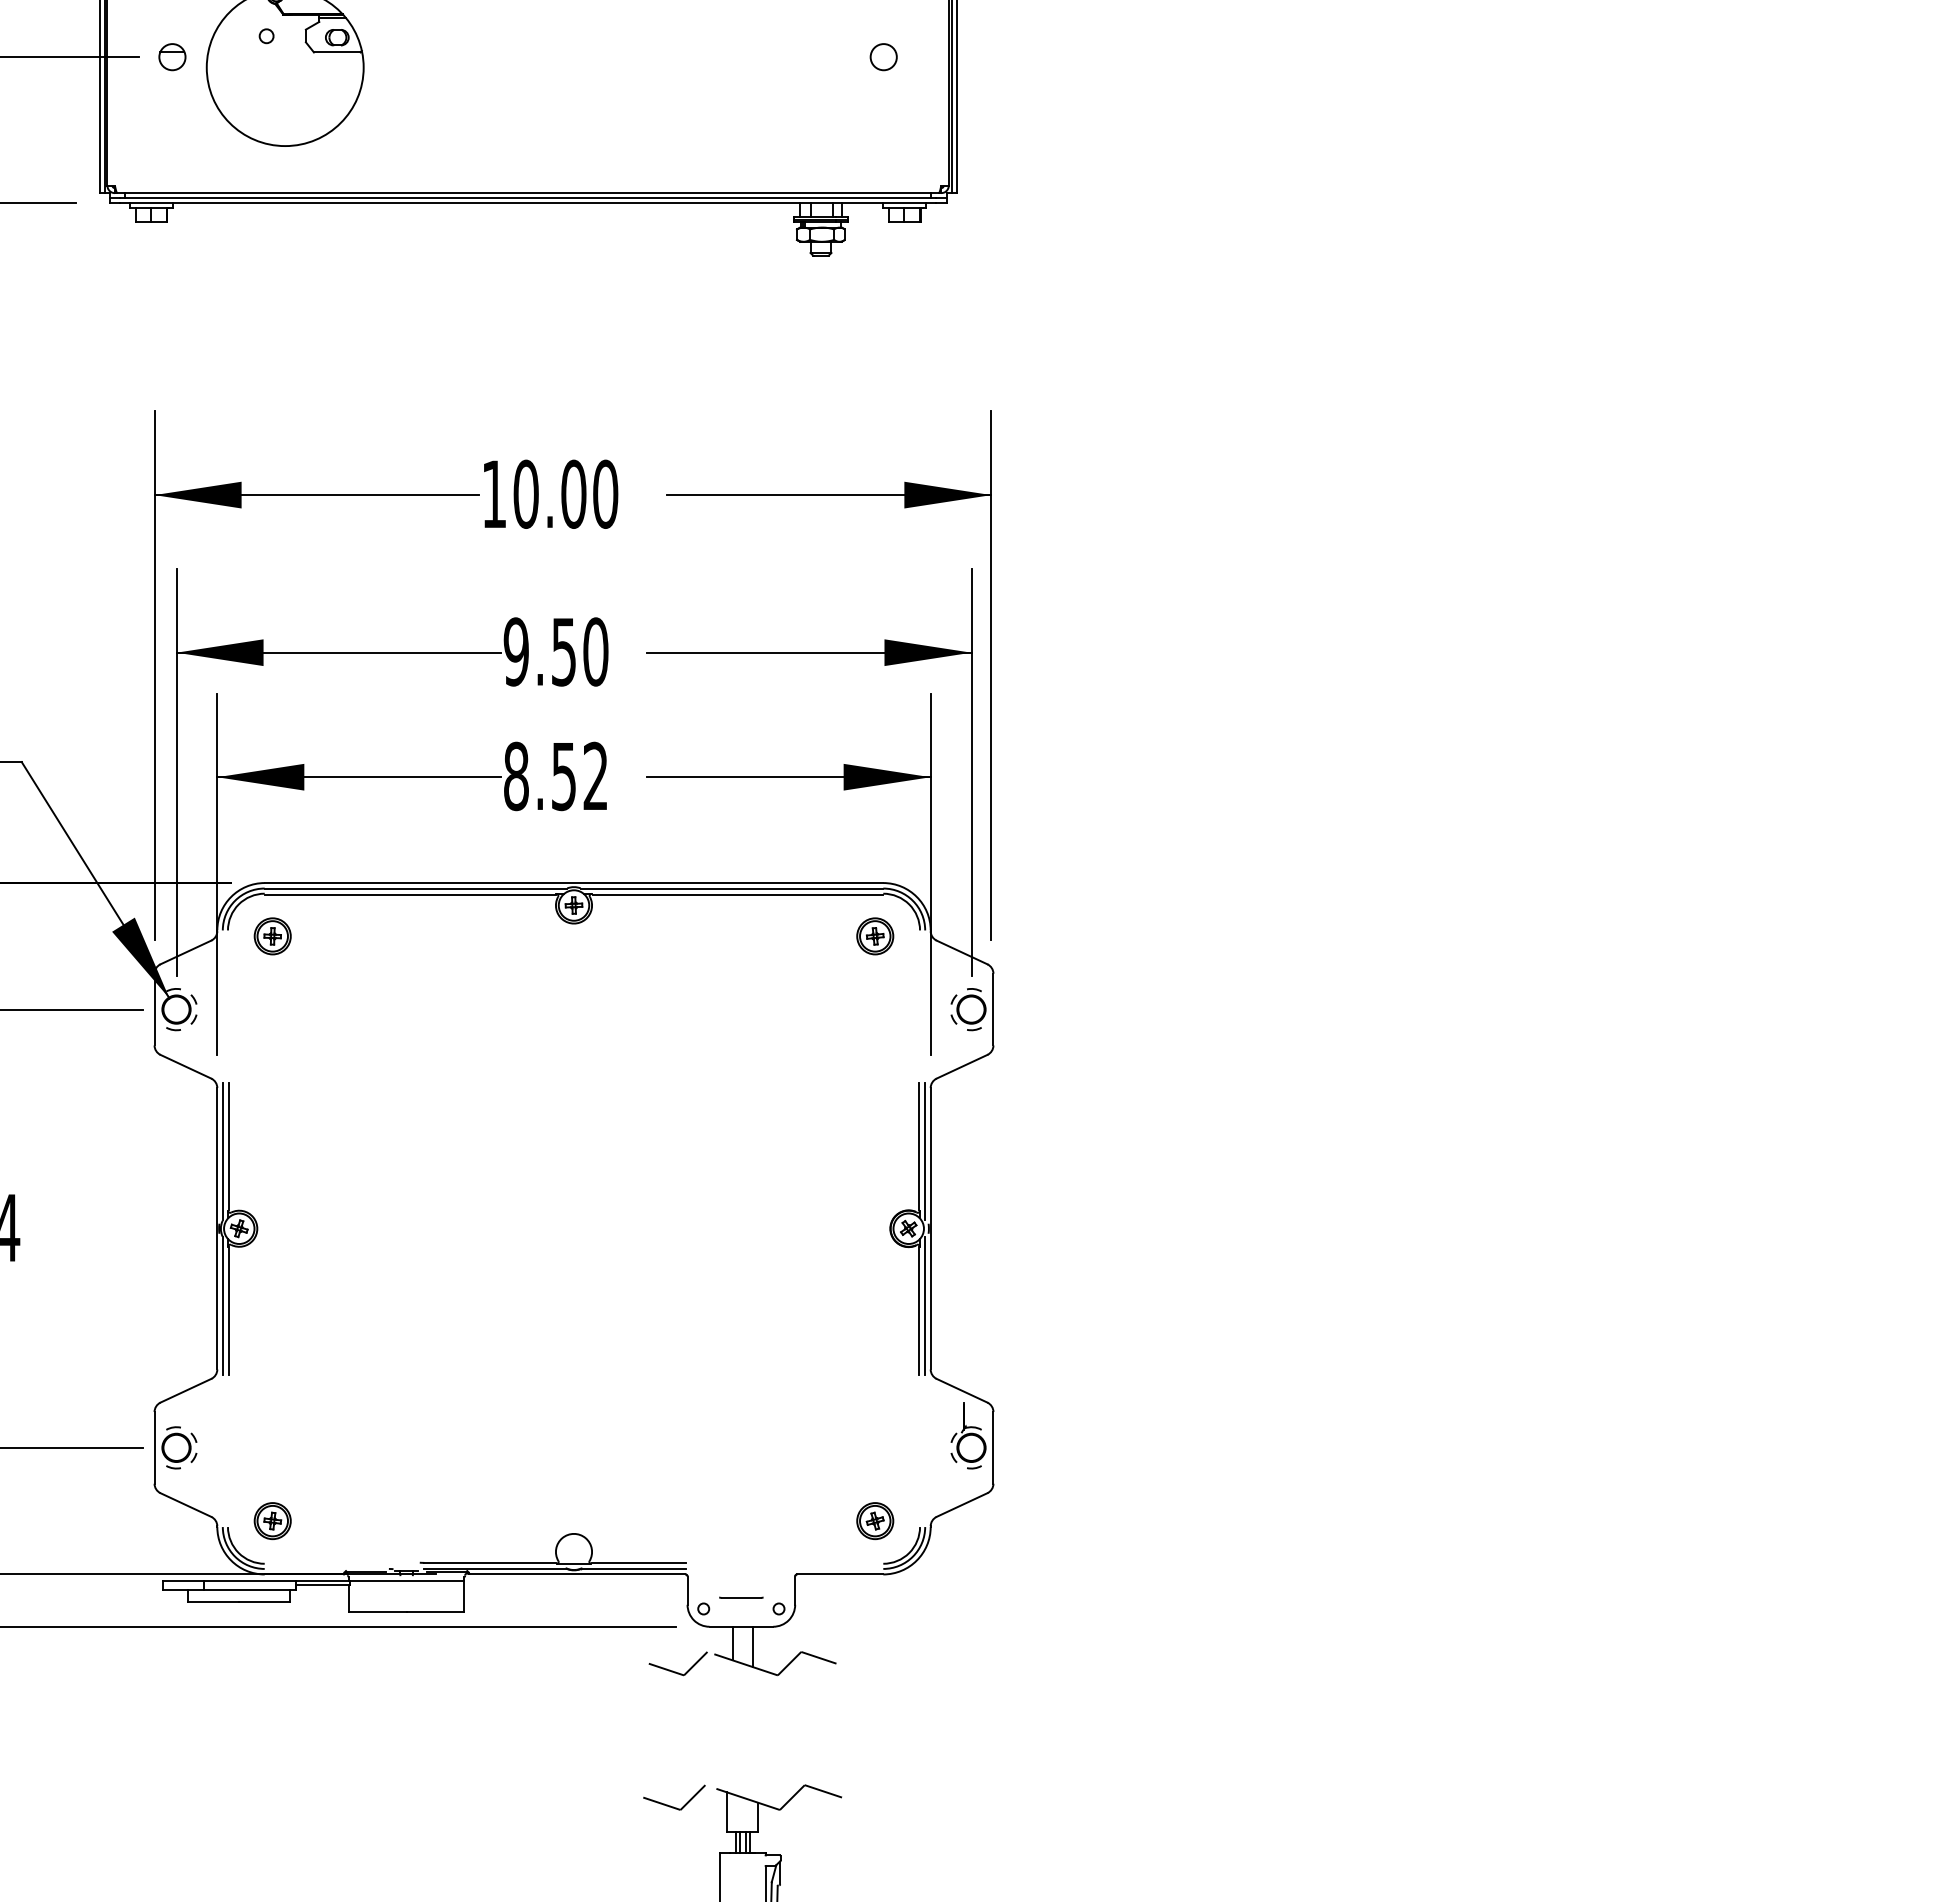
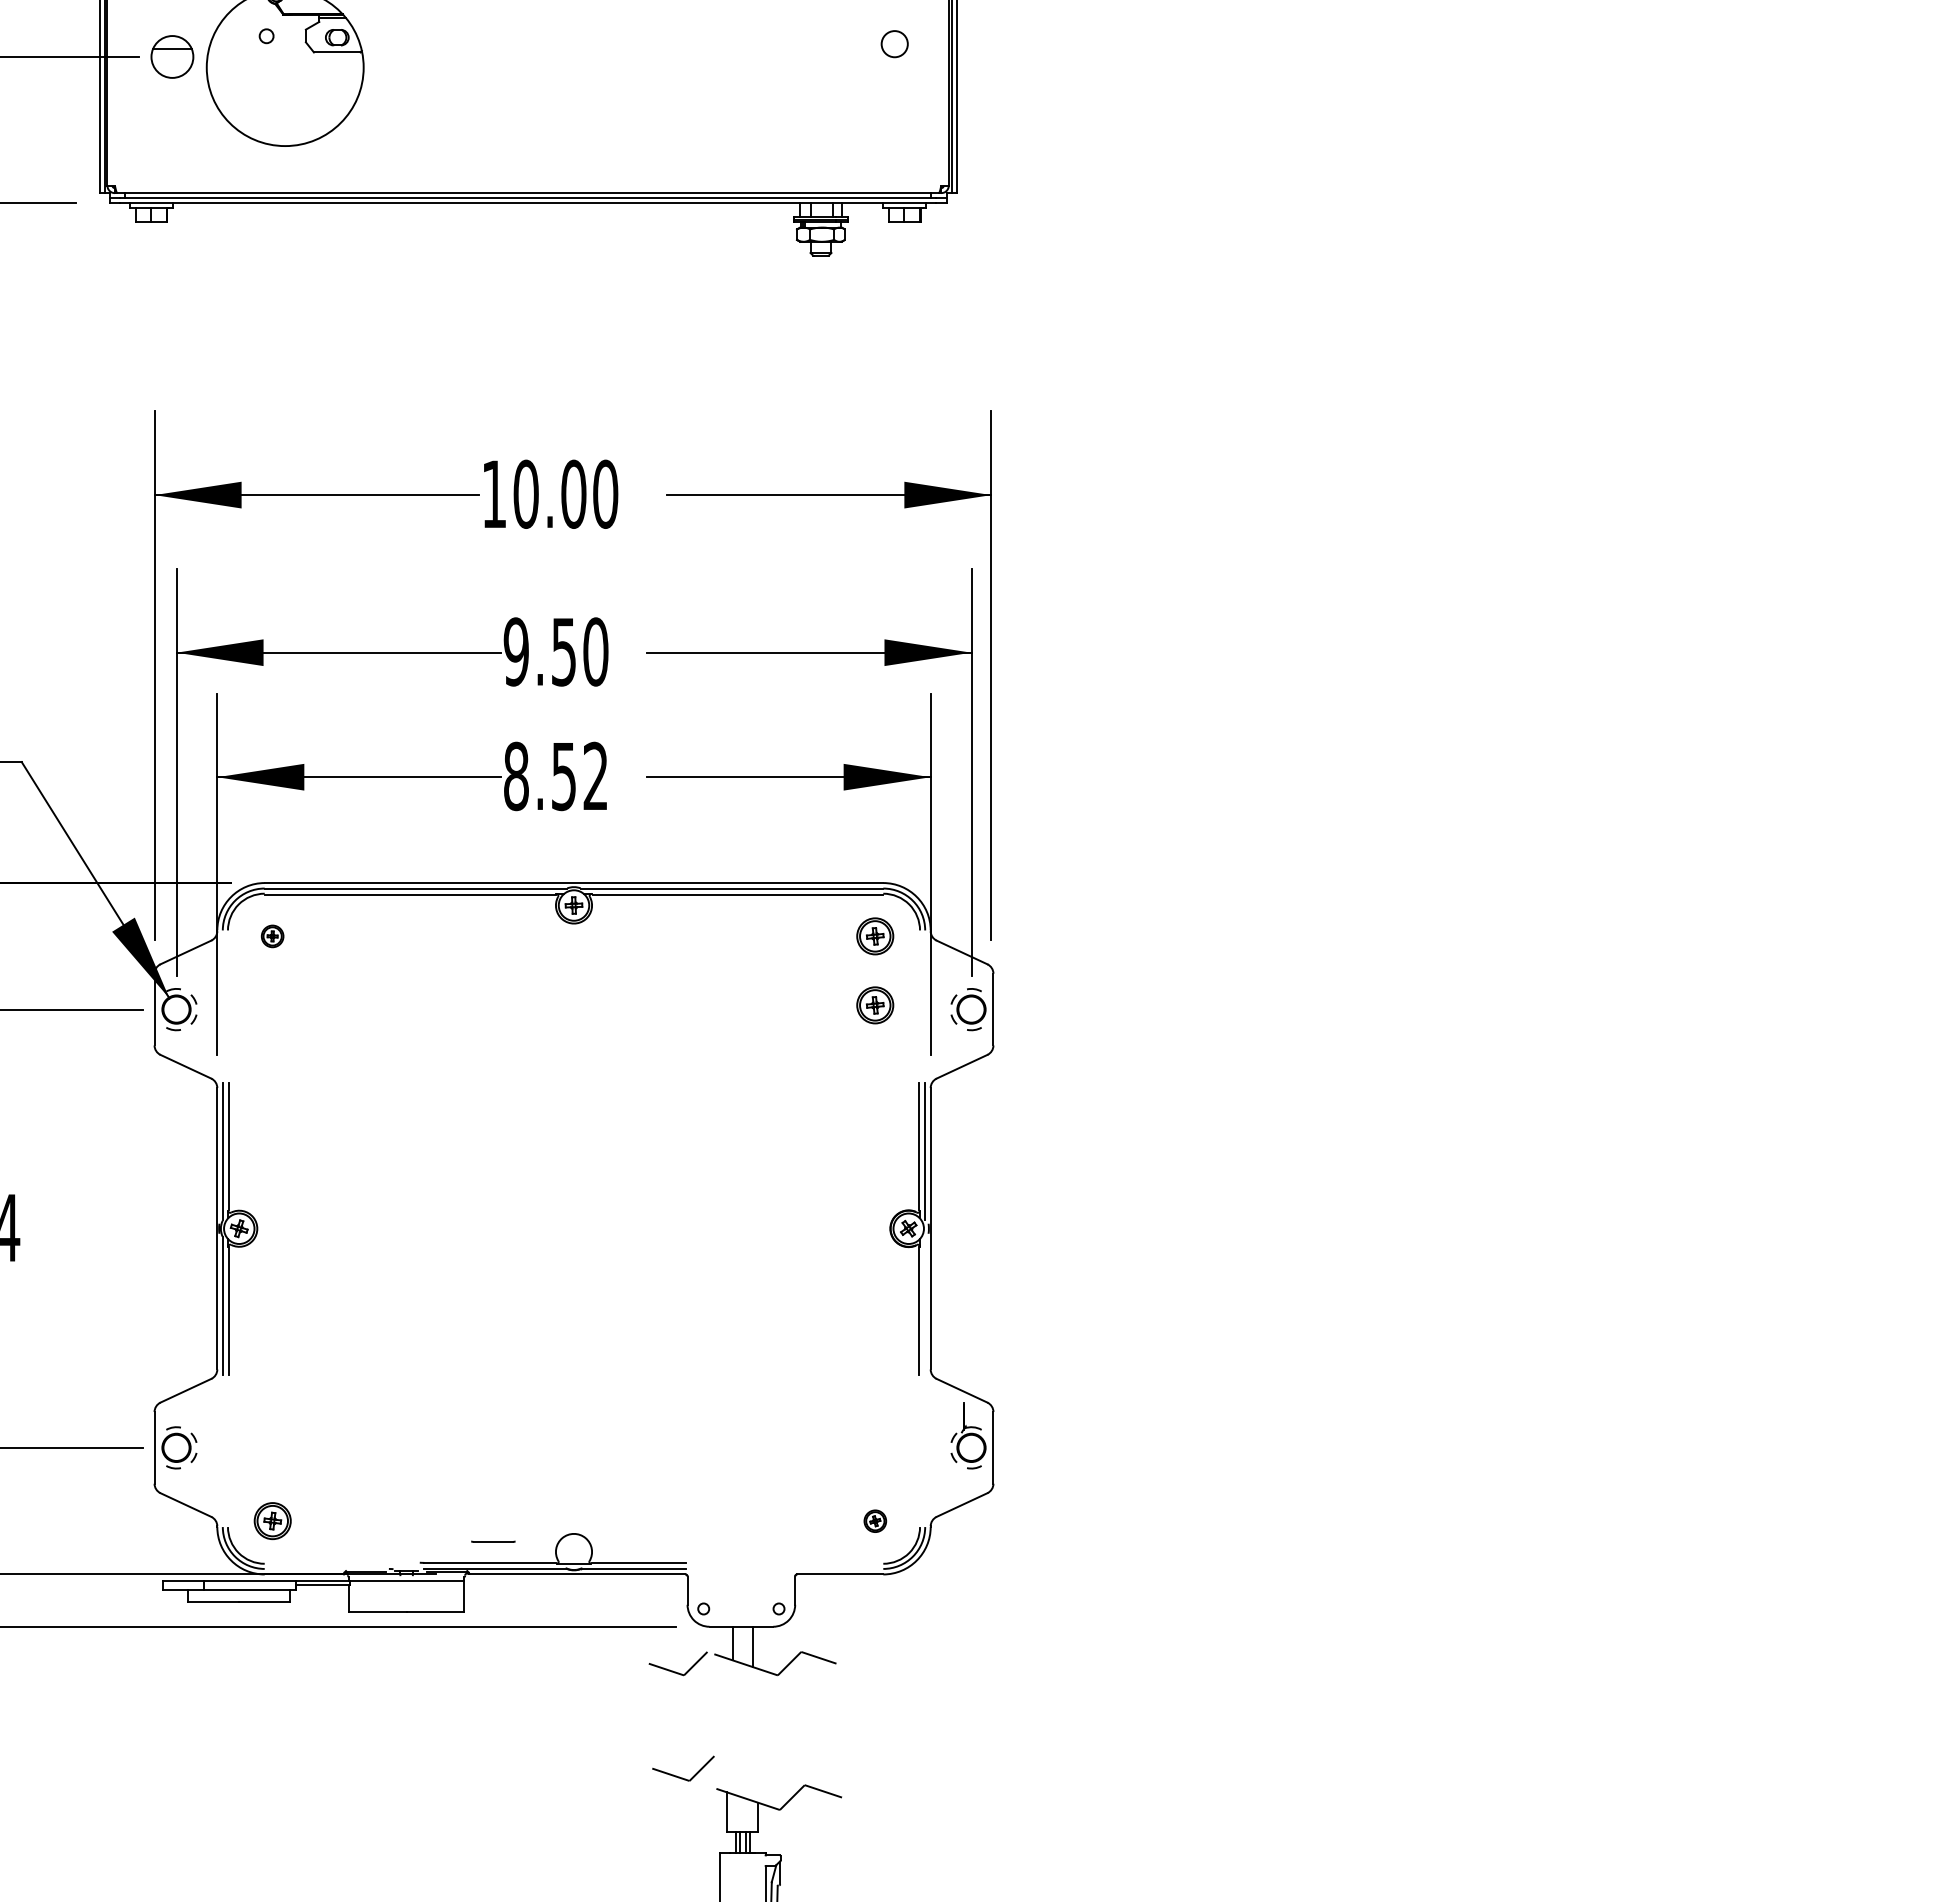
part size: 29x29 px -> 45x44 px (172, 56)
circle position: (883, 57) -> (894, 44) (894, 44)
part size: 39x39 px -> 25x25 px (272, 936)
part: none -> present (875, 1005)
line: present -> none (925, 1305)
part size: 39x39 px -> 25x24 px (875, 1520)
line position: (741, 1597) -> (493, 1541) (493, 1541)
part position: (670, 1805) -> (679, 1776) (679, 1776)
